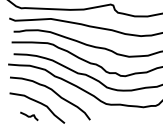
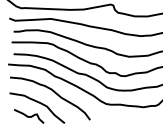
part size: 19x10 px -> 31x15 px (29, 116)
